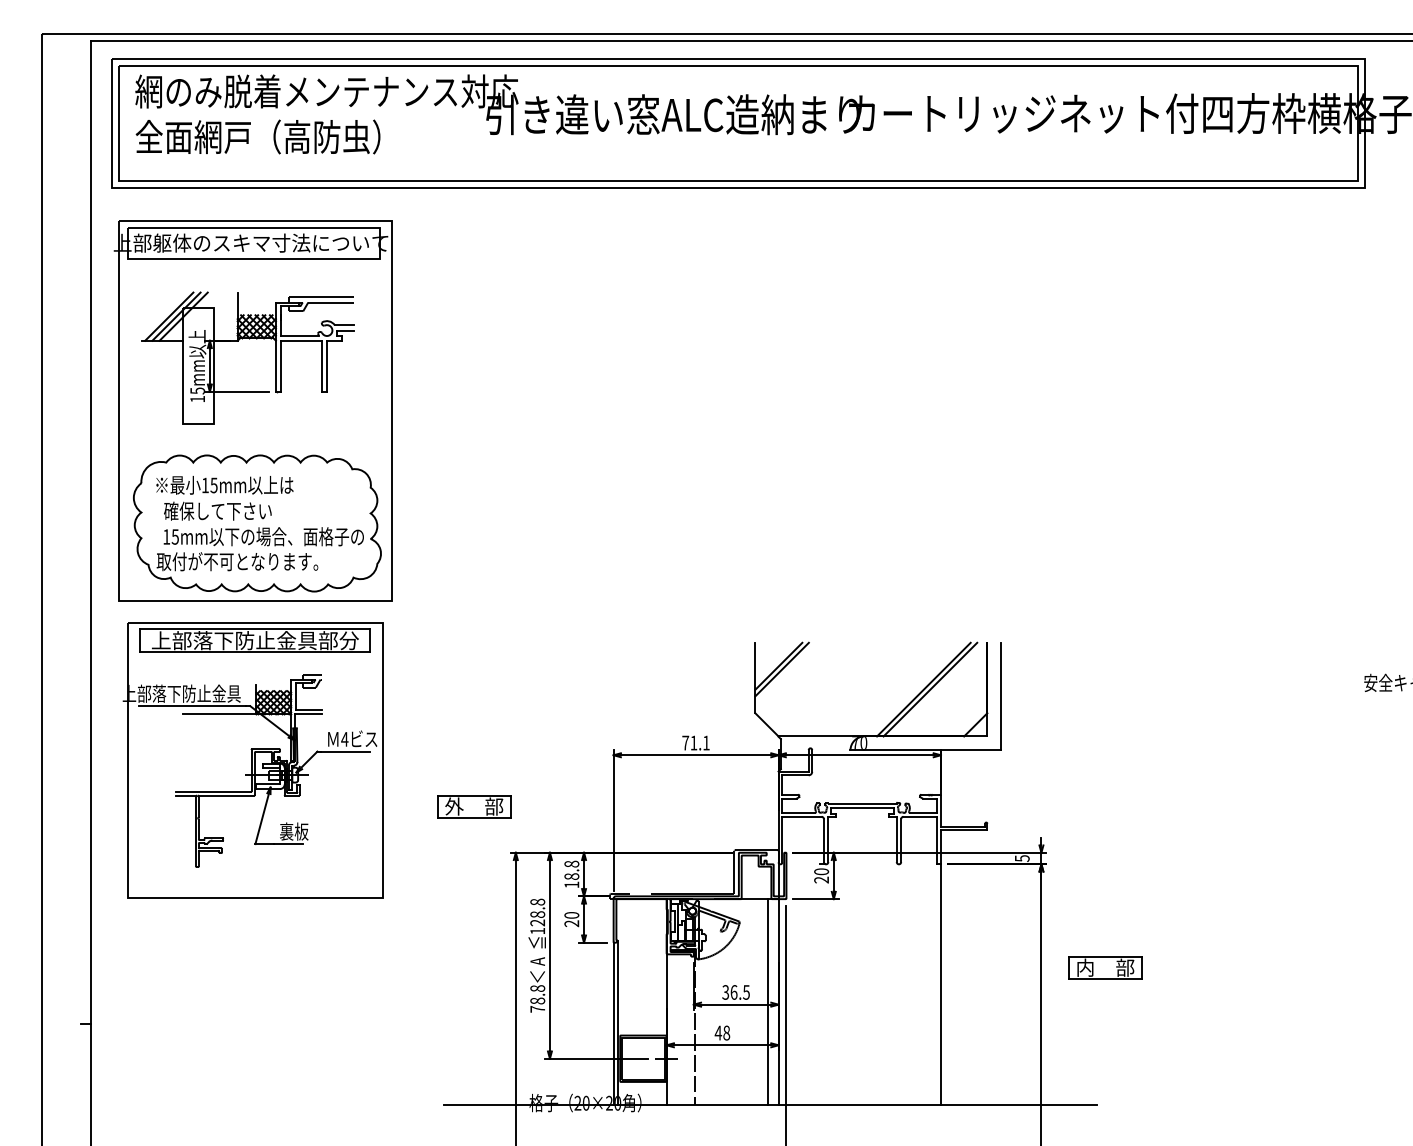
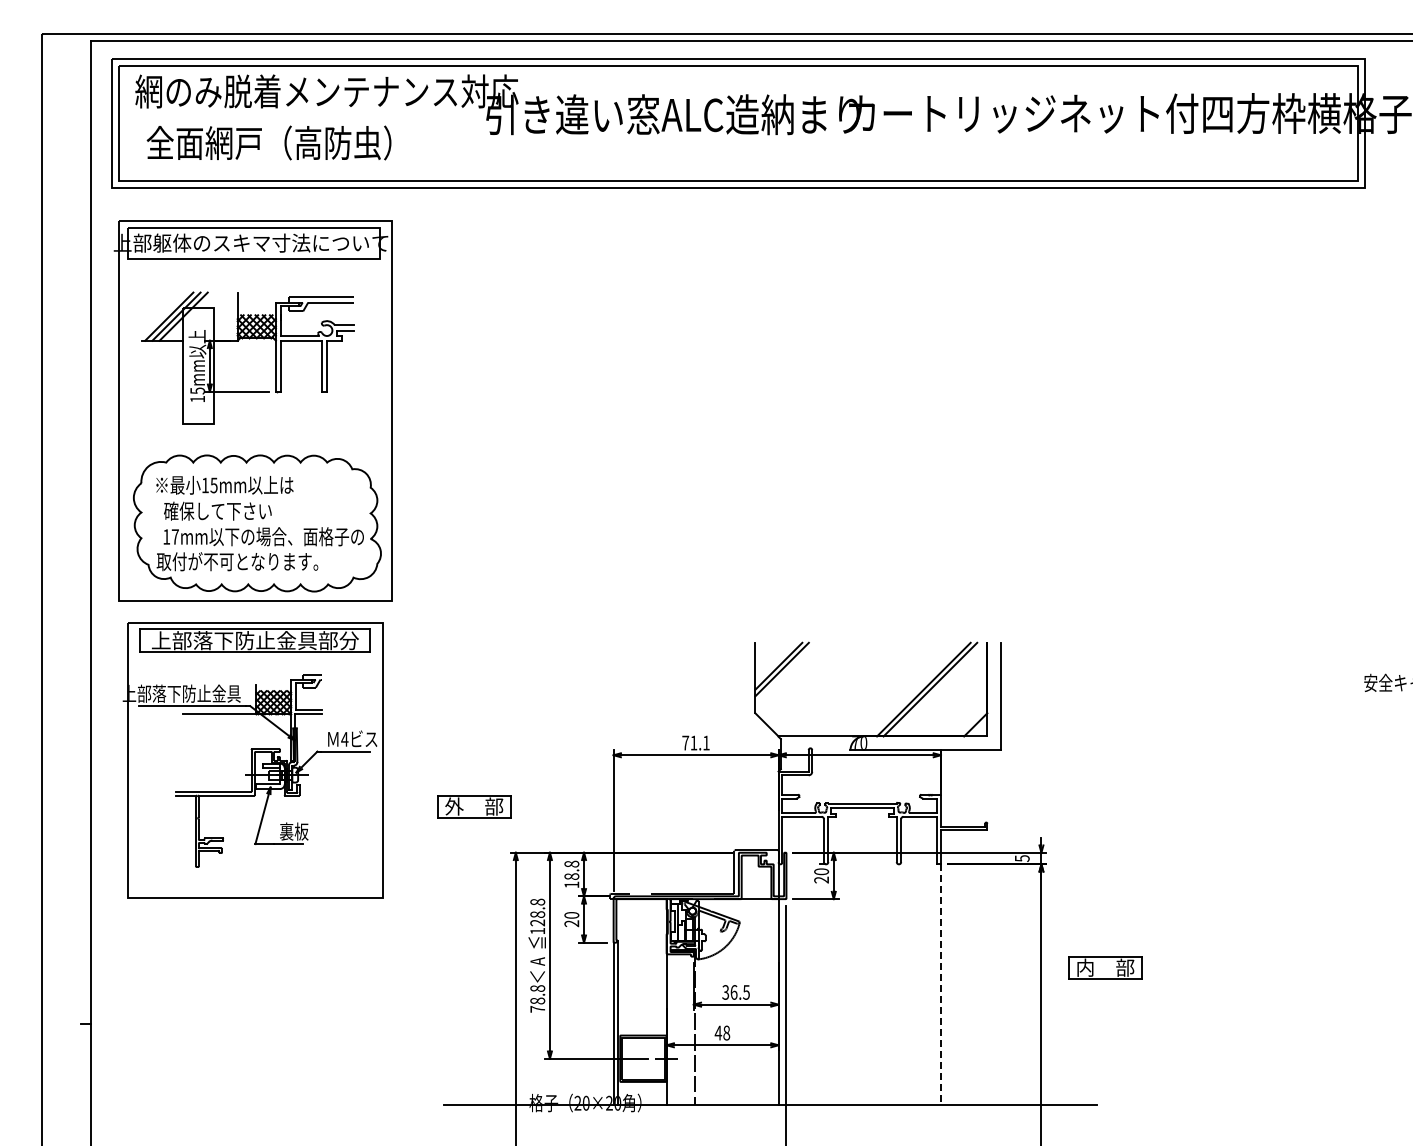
text position: (257, 136) -> (268, 142) (268, 142)
text: 15mm -> 17mm (174, 536)
line: solid -> dashed (940, 985)
line: present -> none (767, 1002)
